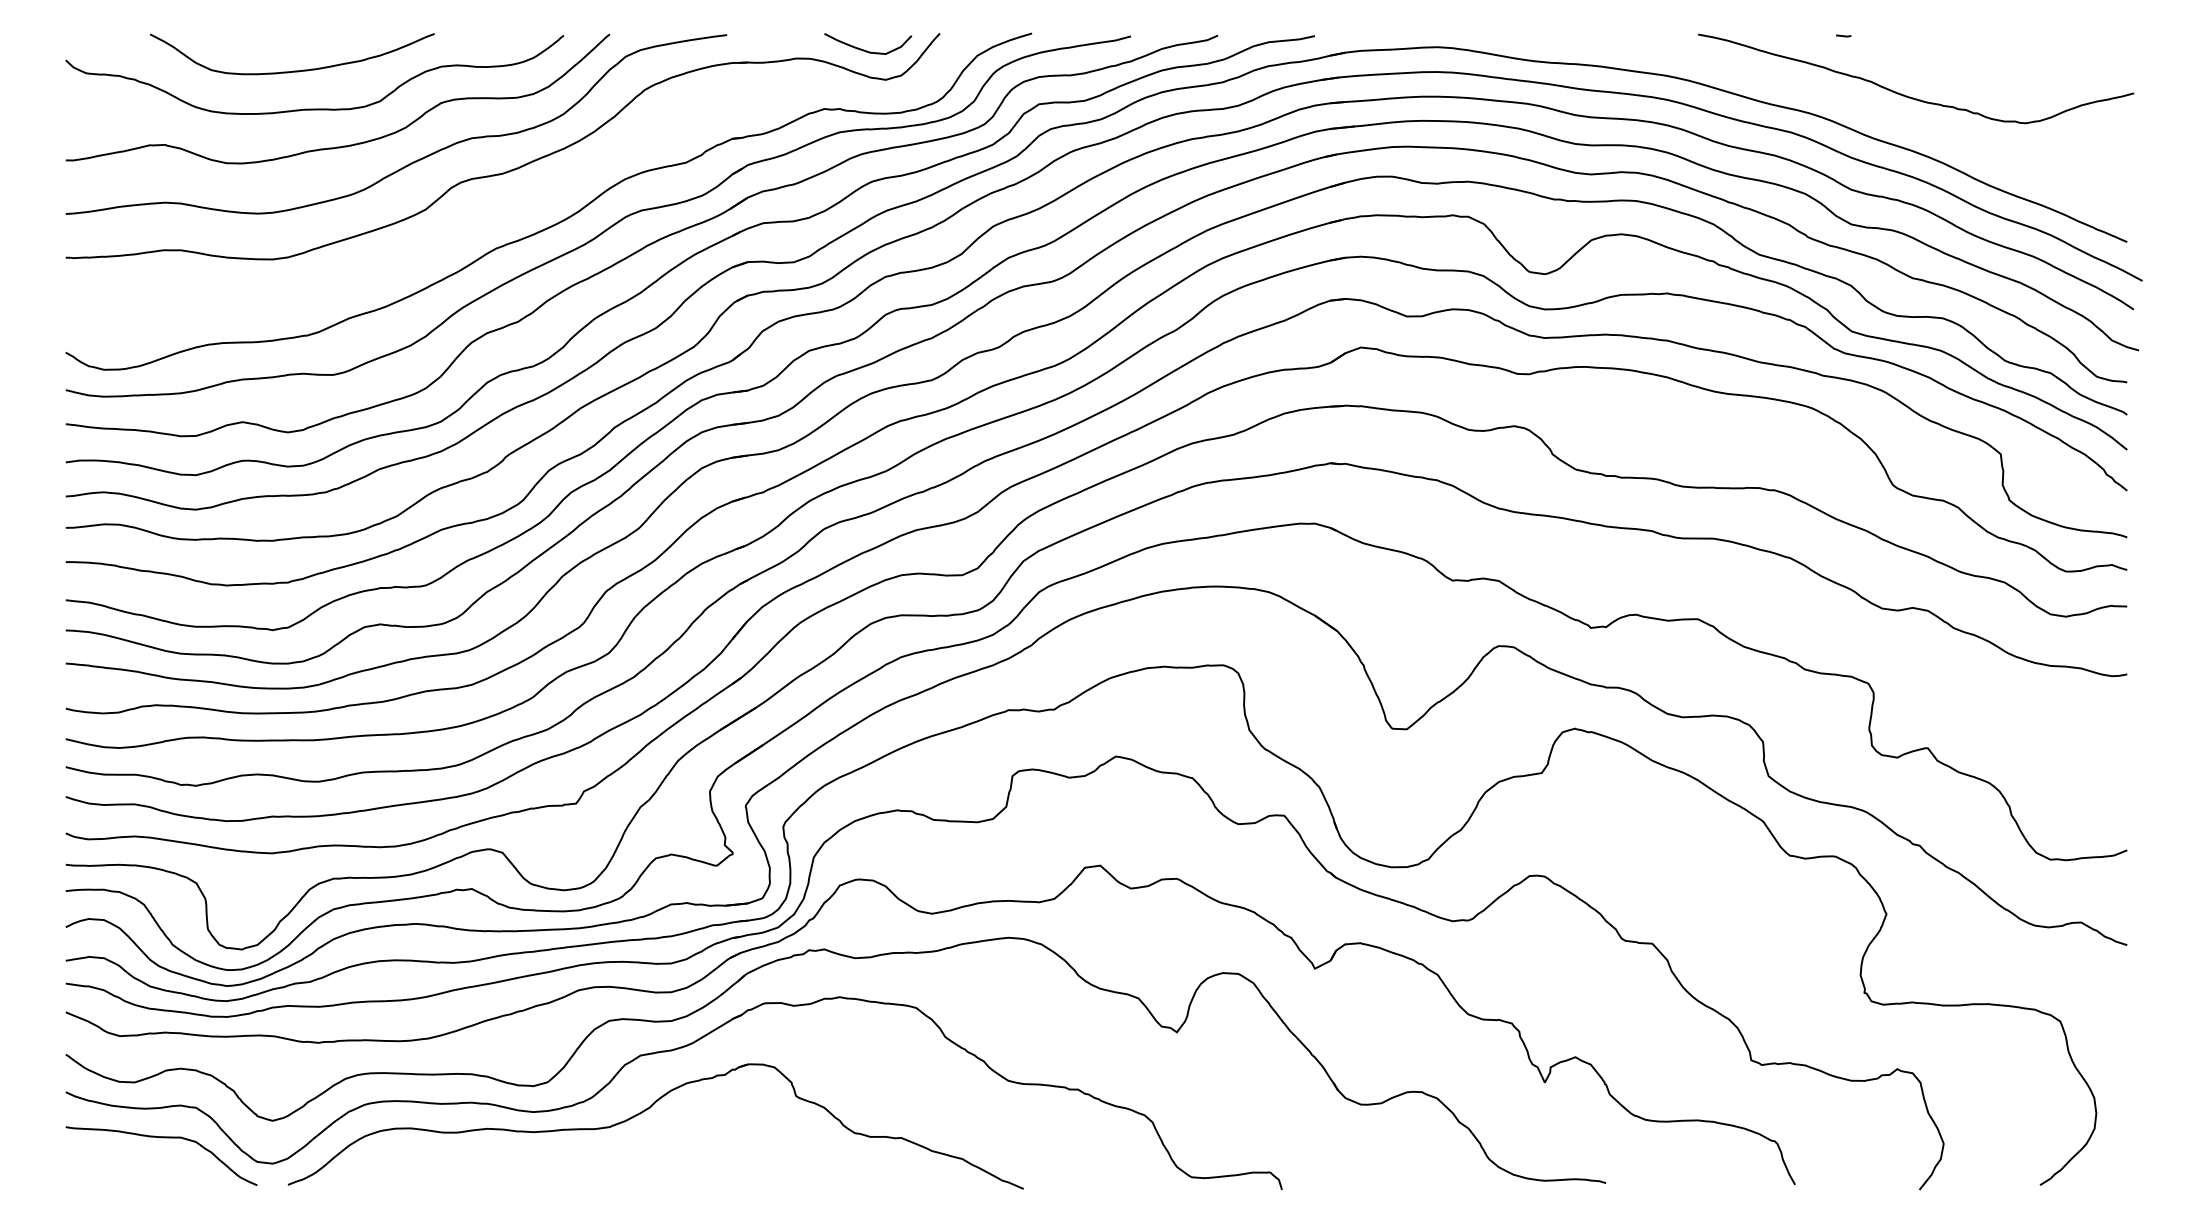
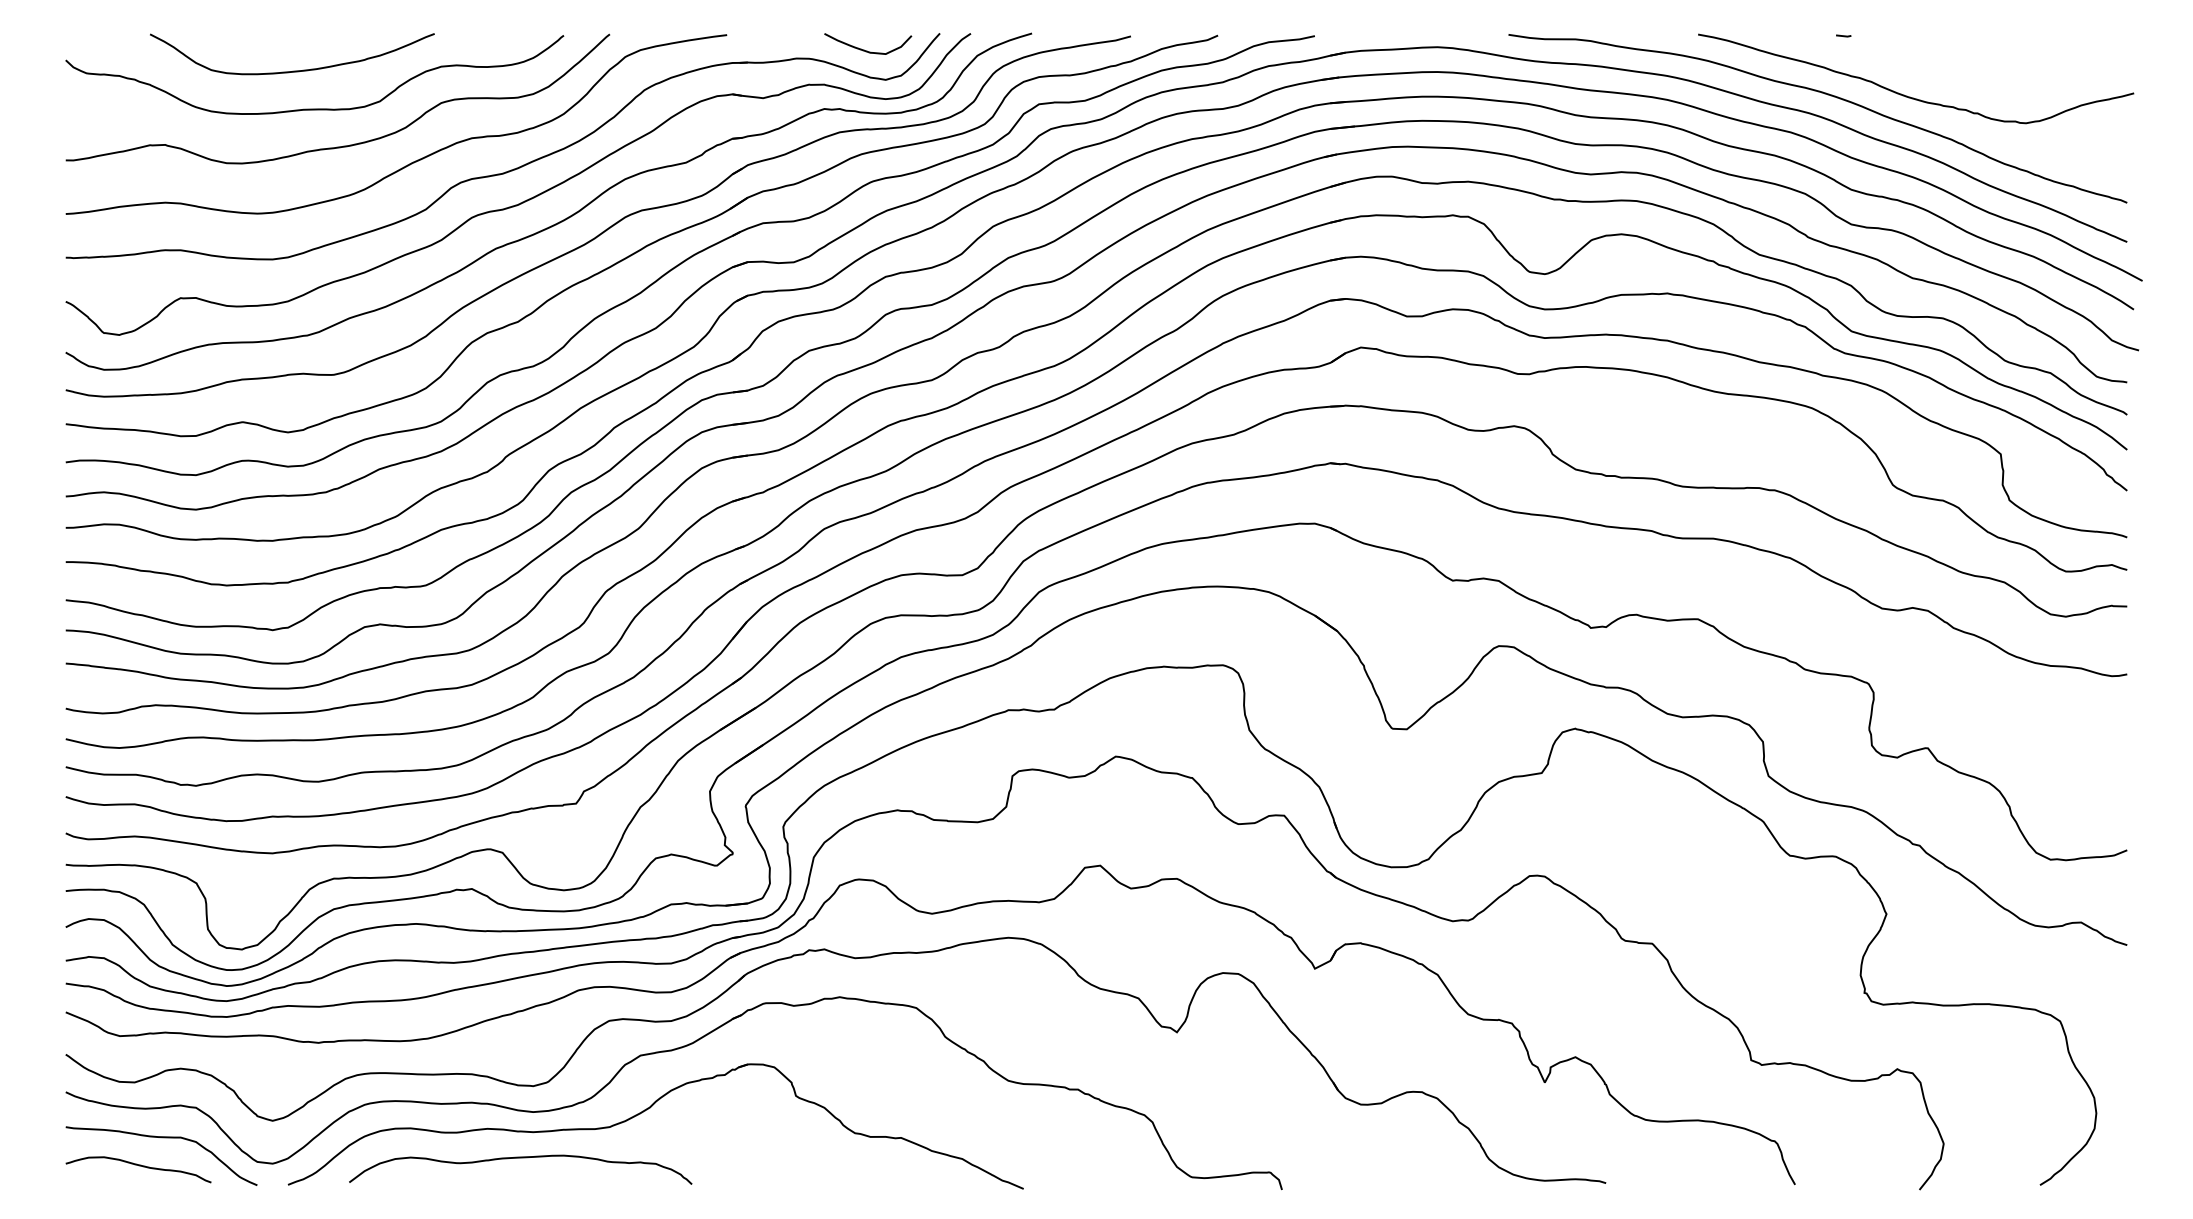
curve: none -> present (1824, 94)
part: none -> present (526, 199)
curve: none -> present (520, 1158)
curve: none -> present (139, 1166)
